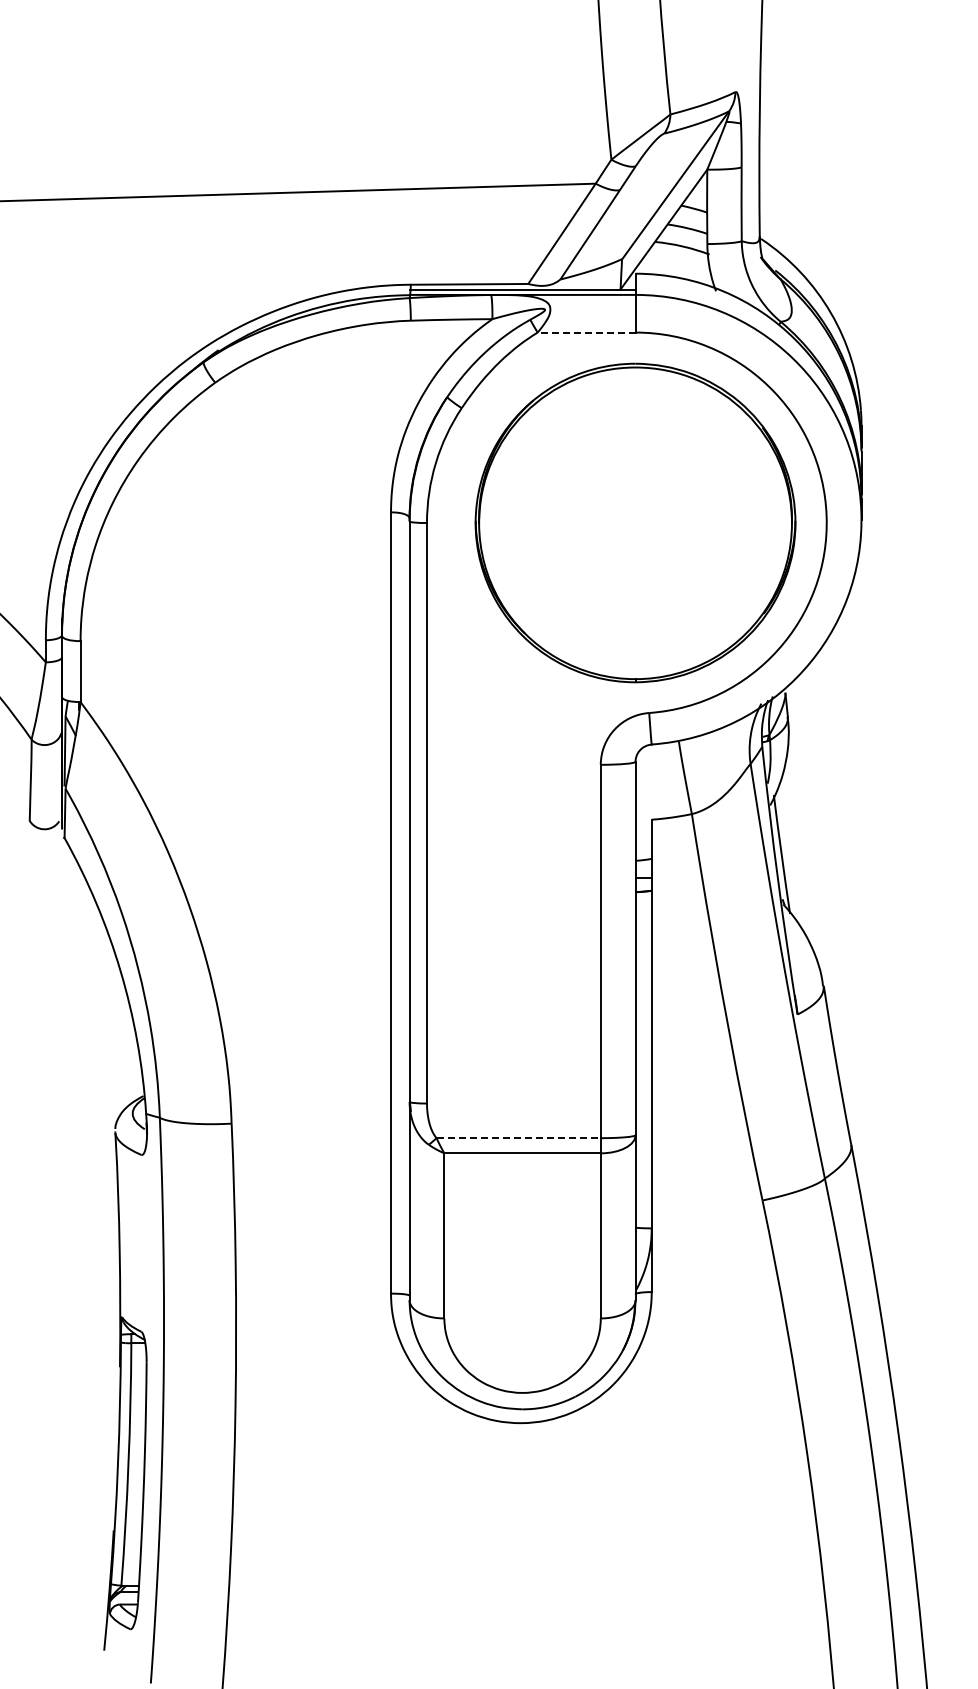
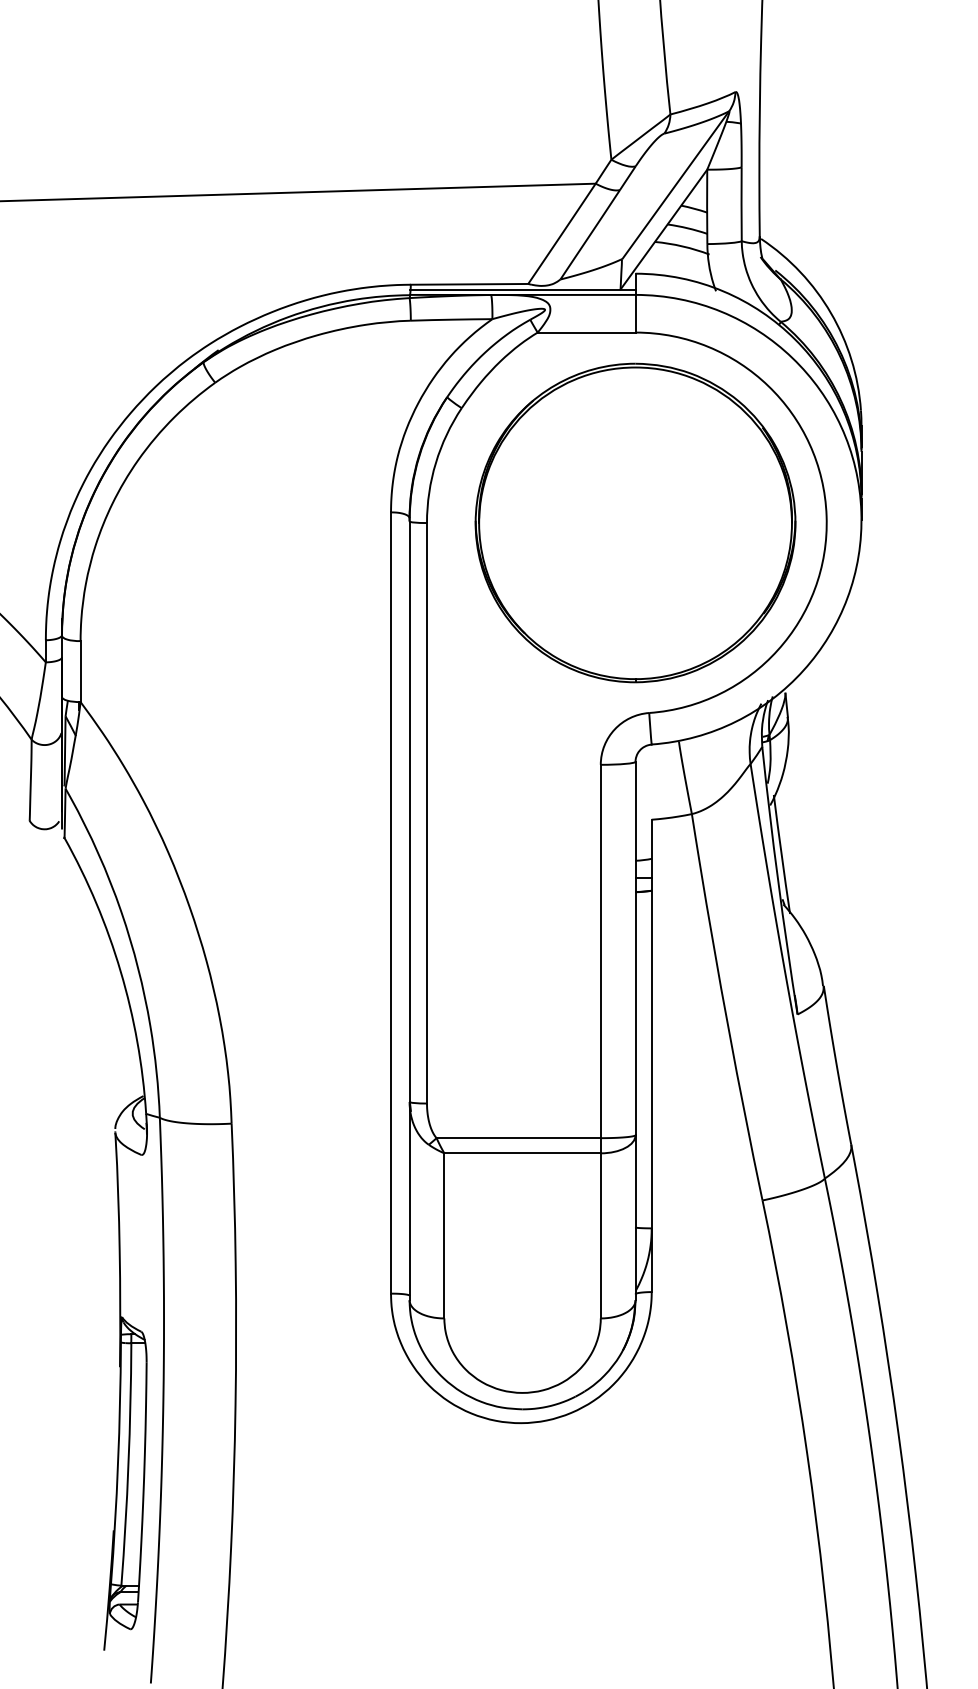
line: dashed -> solid (586, 332)
line: dashed -> solid (519, 1138)
